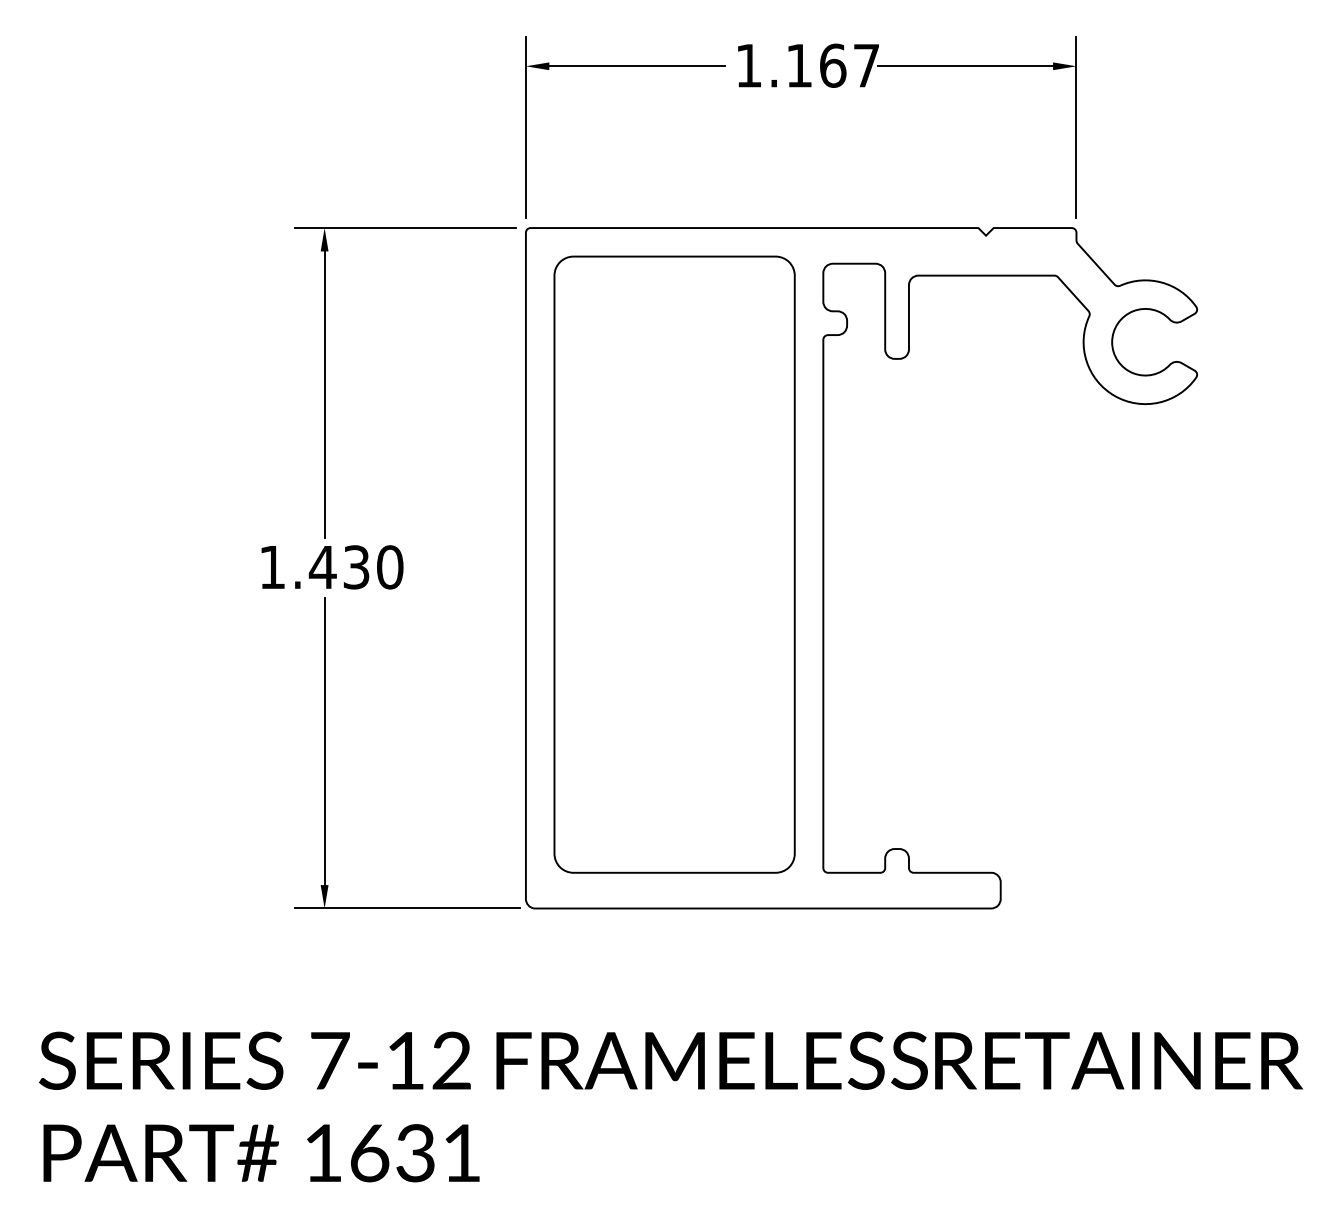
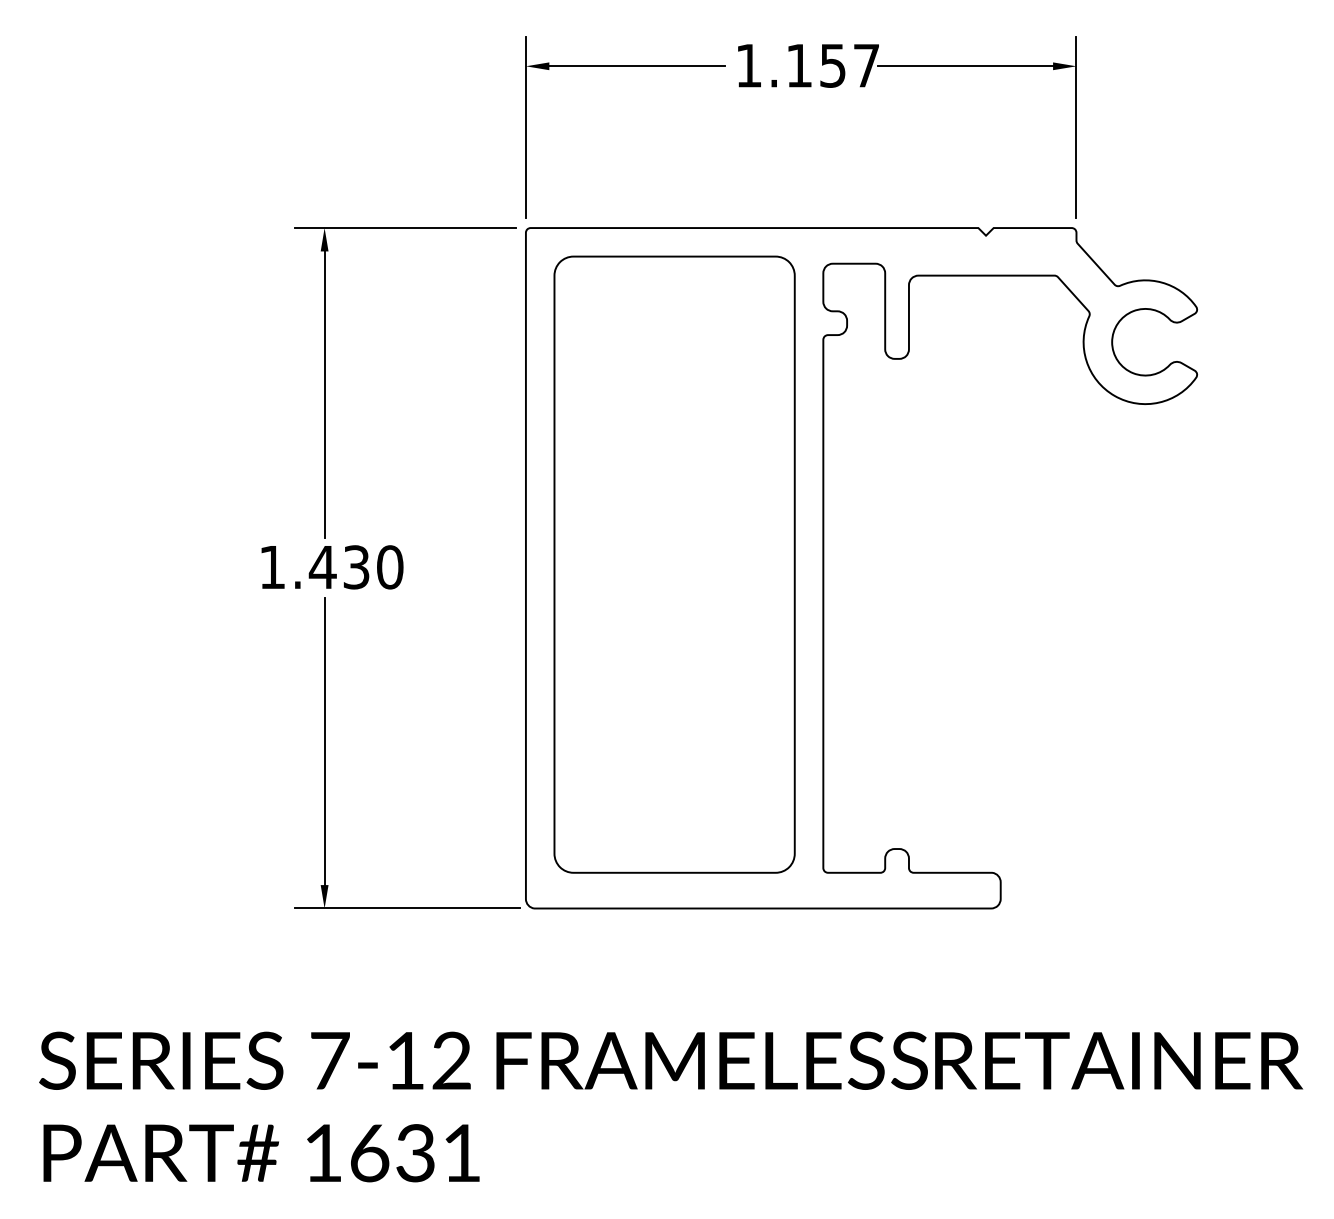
text: 1.167 -> 1.157 (833, 65)
